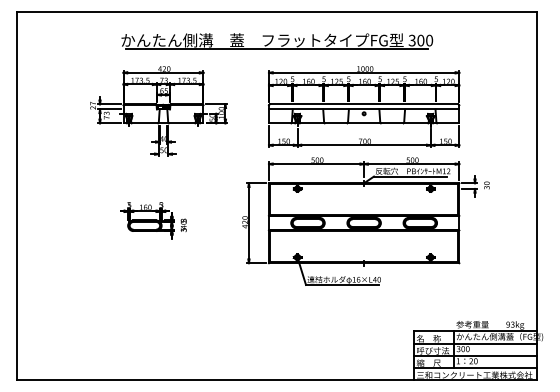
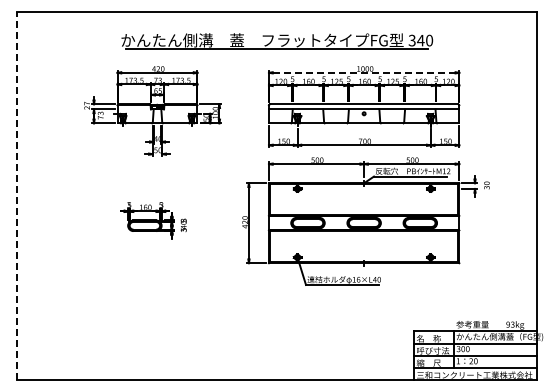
text: 300 -> 340 (420, 40)
line: solid -> dashed (364, 72)
part position: (158, 111) -> (152, 111) (152, 111)
line: solid -> dashed (16, 195)
